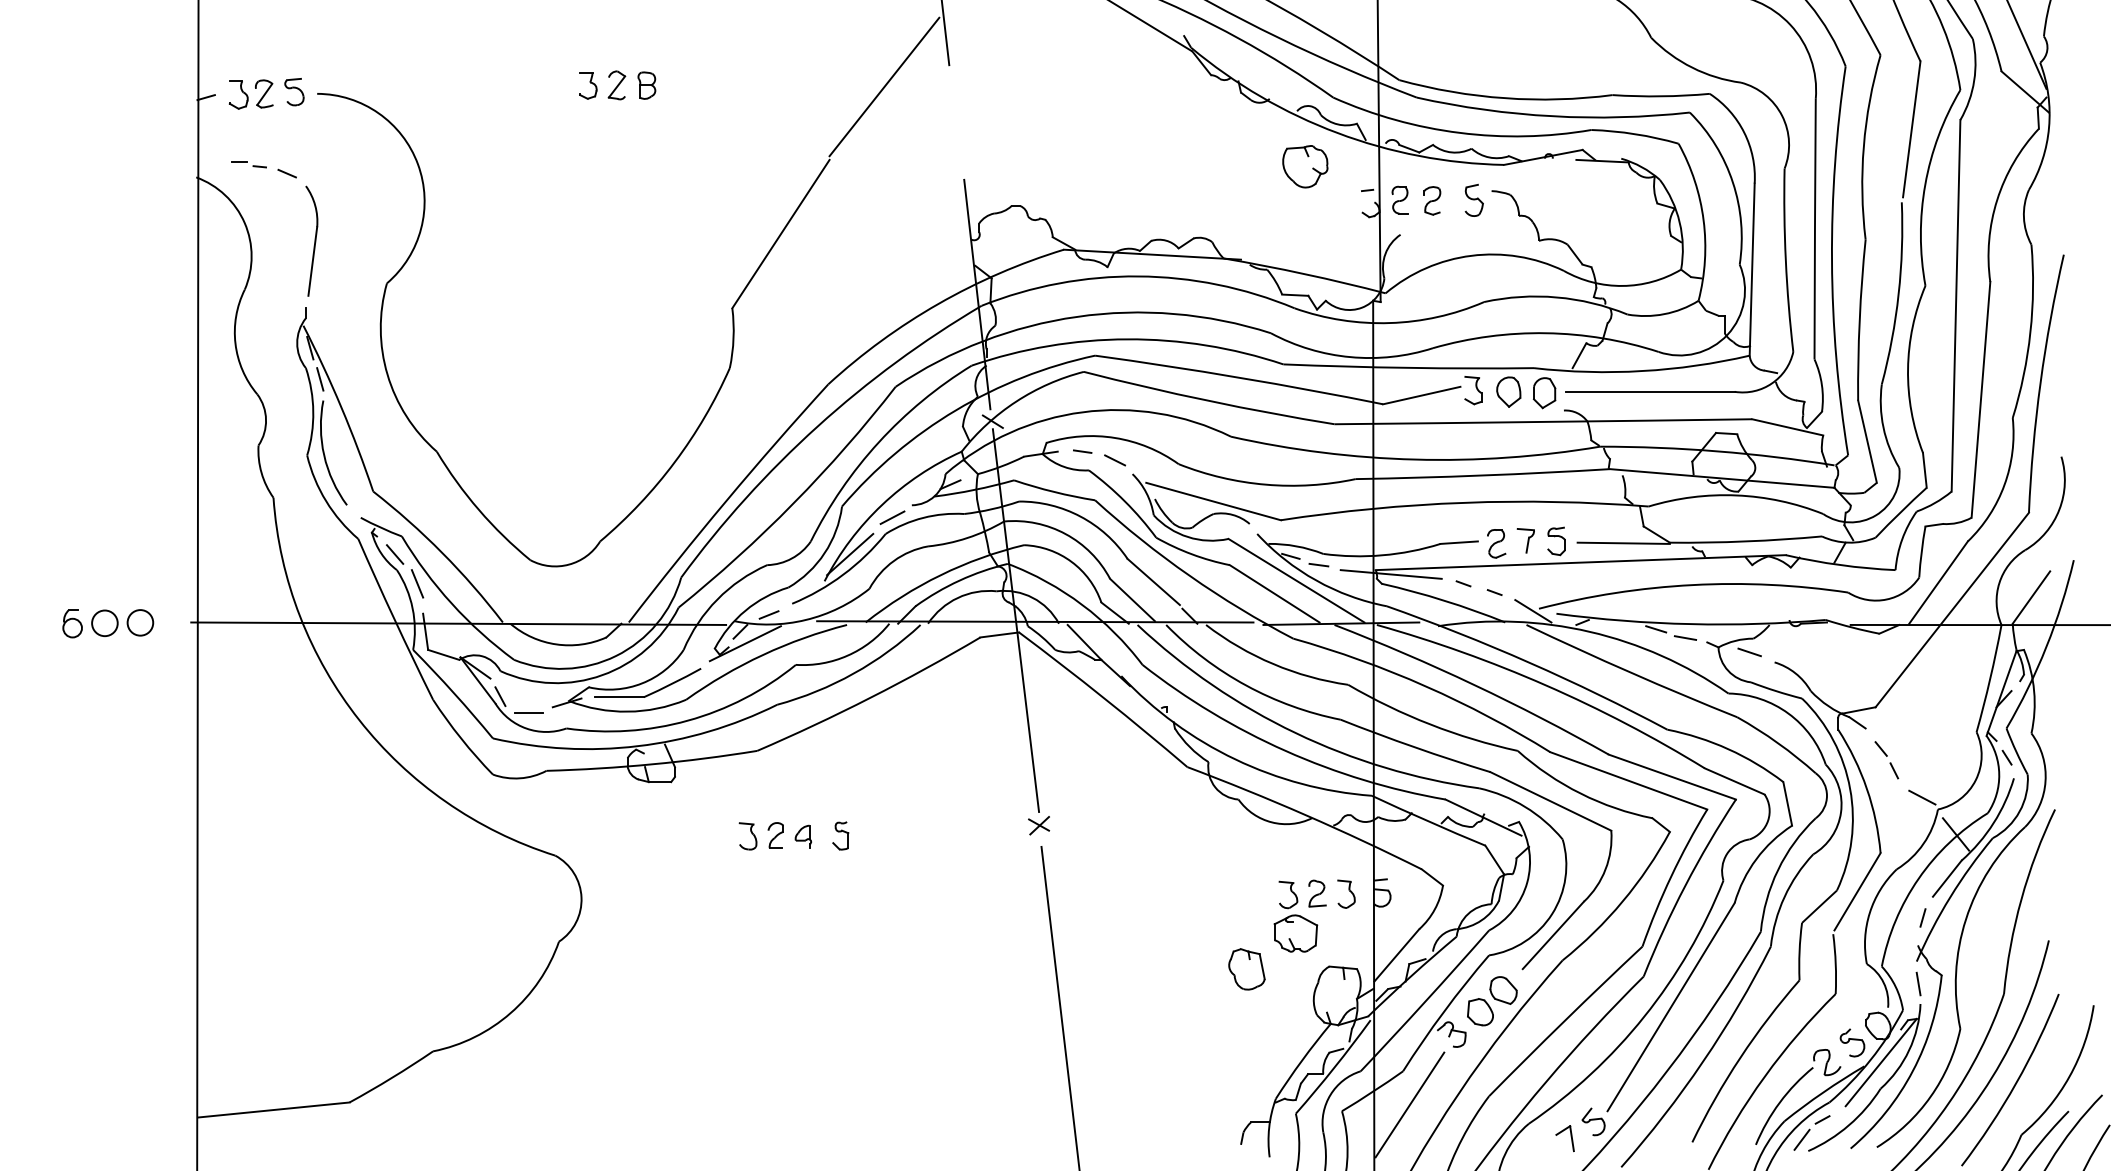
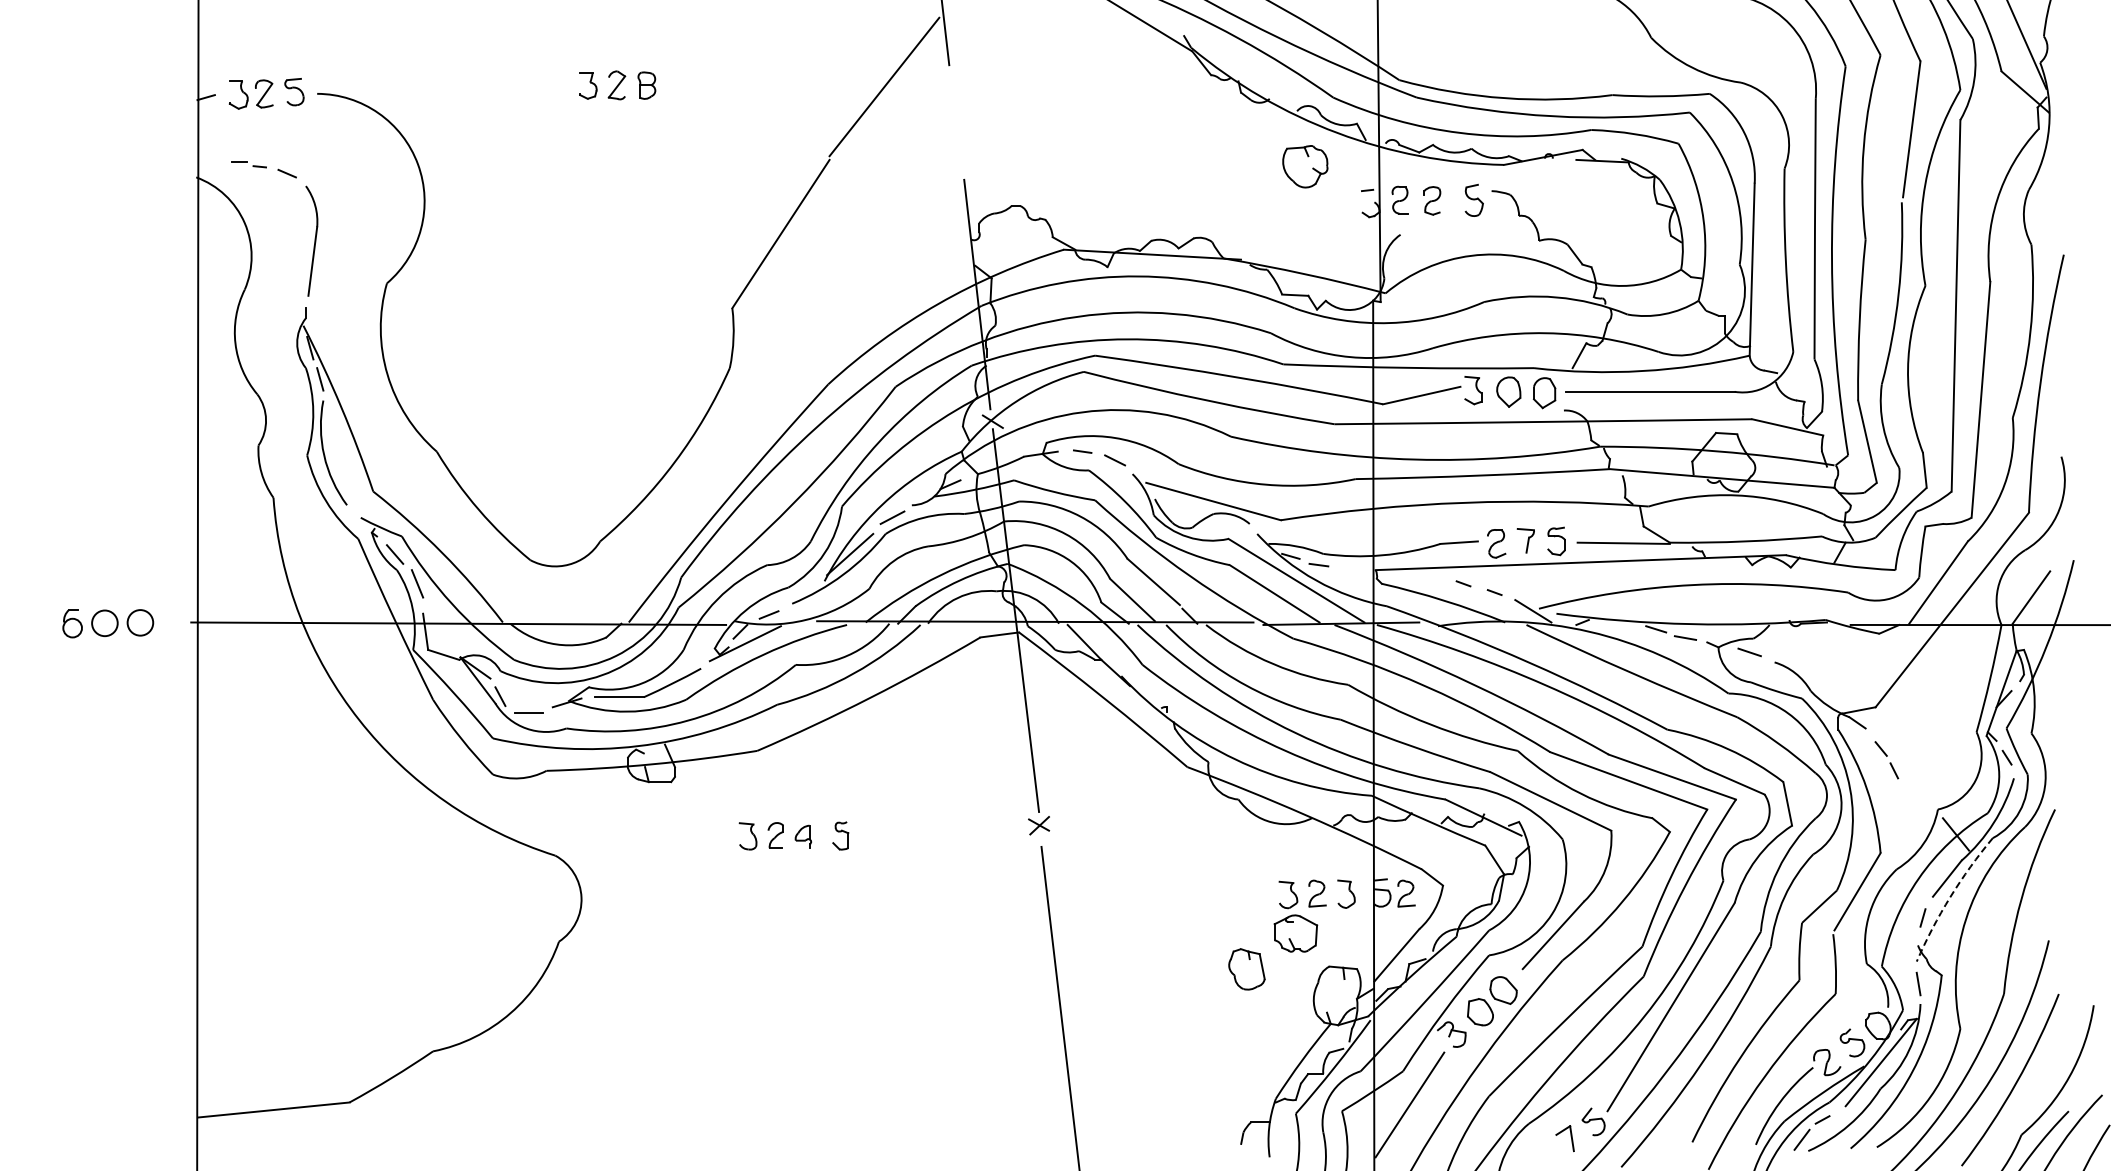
line: present -> none (1390, 574)
line: present -> none (1922, 797)
part: none -> present (1406, 893)
arc: solid -> dashed (1950, 897)
